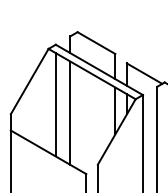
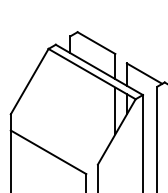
line: present -> none (55, 104)
line: present -> none (70, 112)
